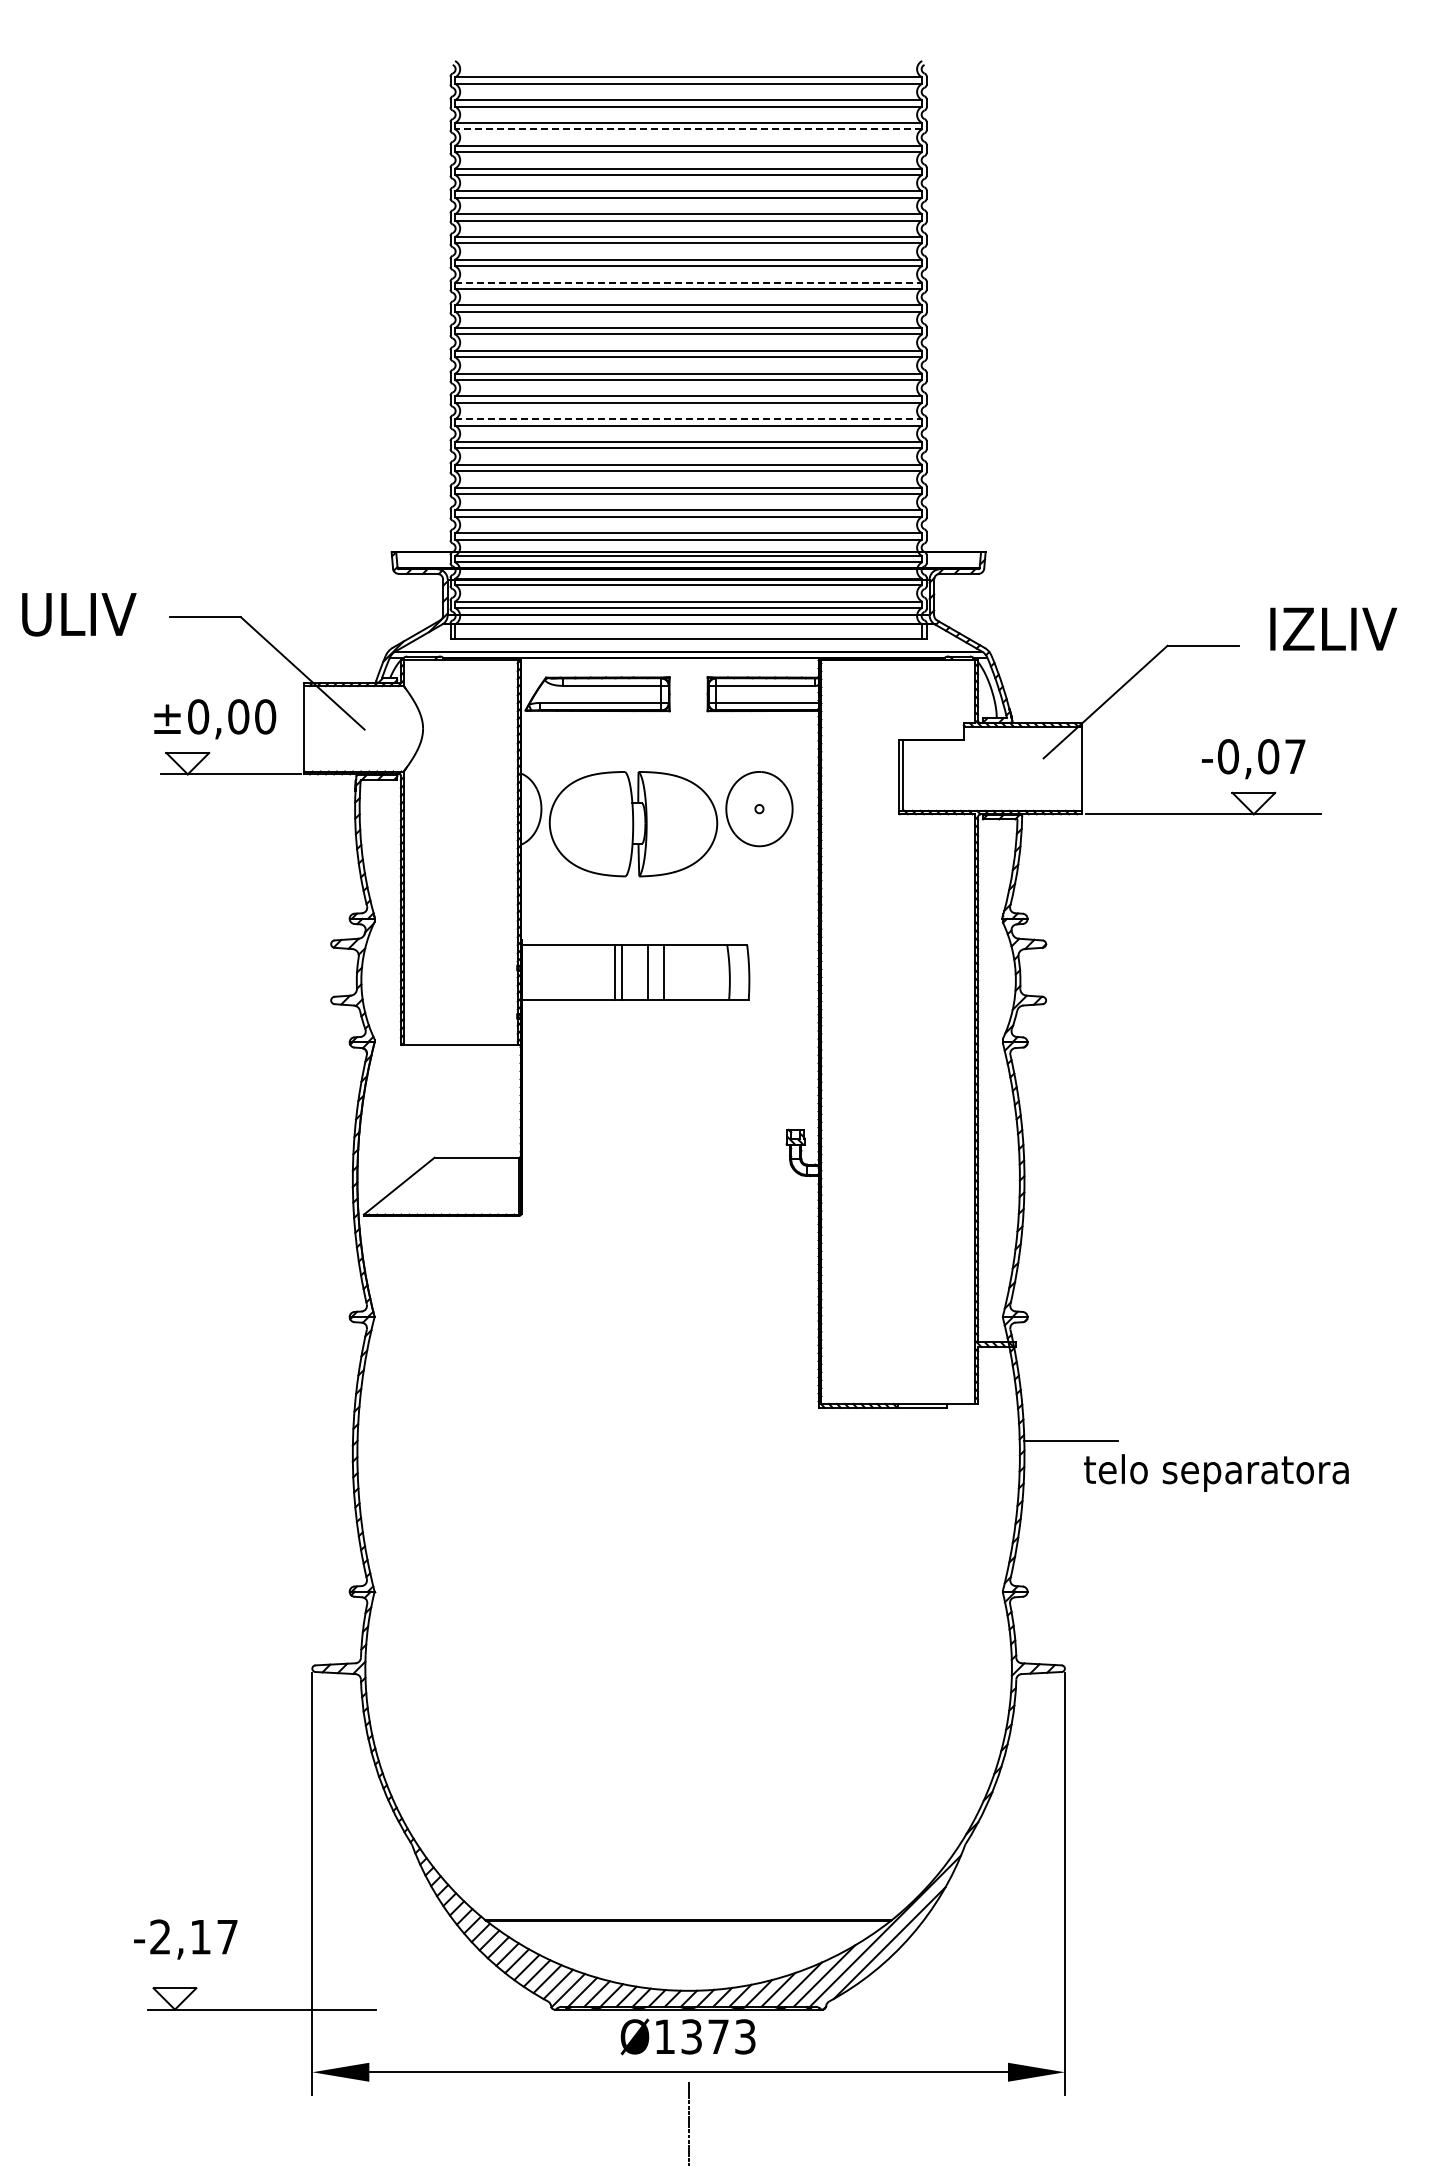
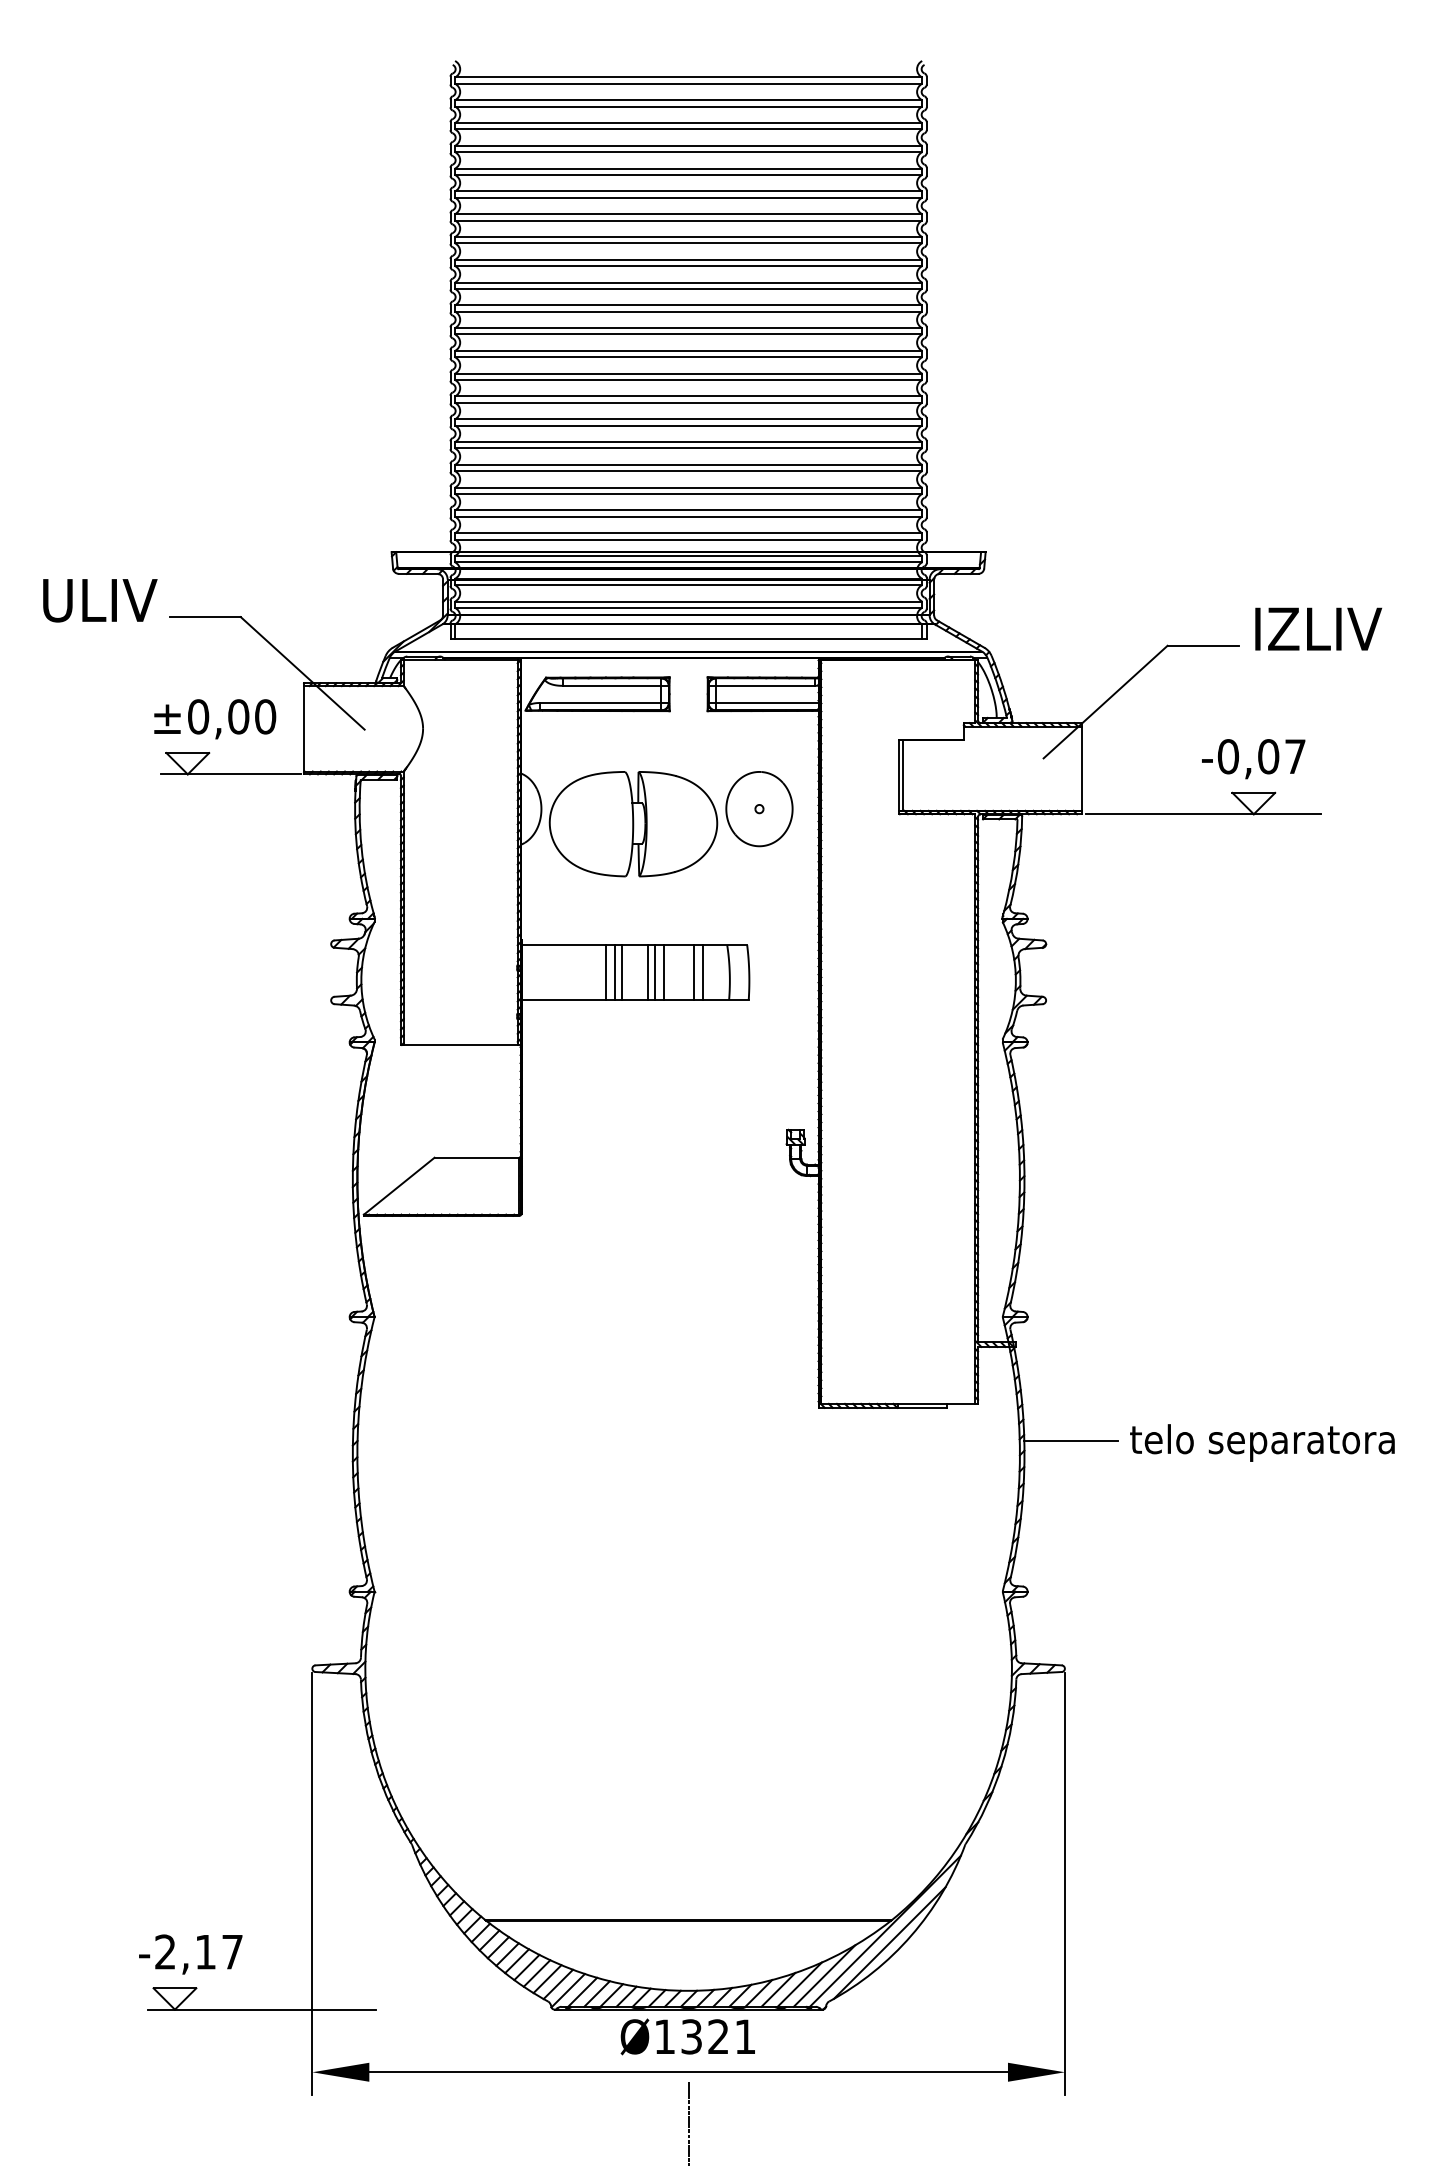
line: dashed -> solid (688, 129)
line: dashed -> solid (688, 282)
line: dashed -> solid (688, 419)
text position: (79, 614) -> (100, 600) (100, 600)
text position: (1333, 628) -> (1318, 628) (1318, 628)
line: none -> present (606, 972)
line: none -> present (654, 972)
line: none -> present (694, 972)
line: none -> present (702, 972)
text position: (1216, 1472) -> (1262, 1442) (1262, 1442)
text position: (185, 1939) -> (190, 1954) (190, 1954)
text: Ø1373 -> Ø1321 (731, 2036)
